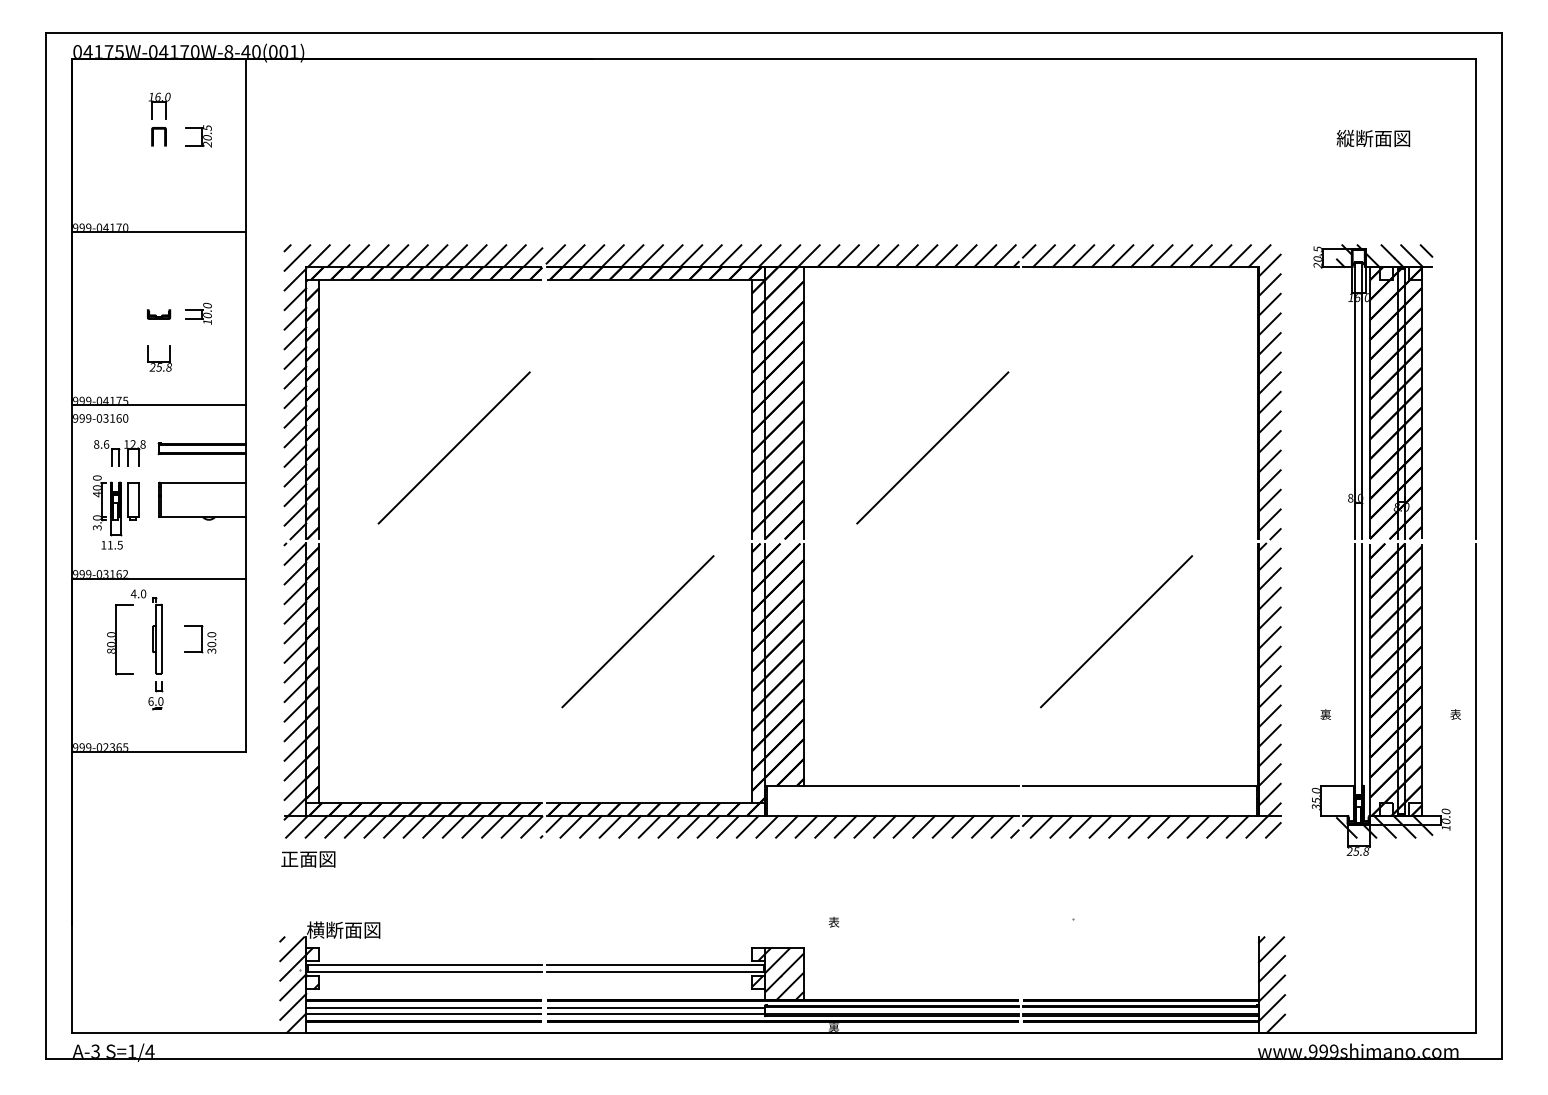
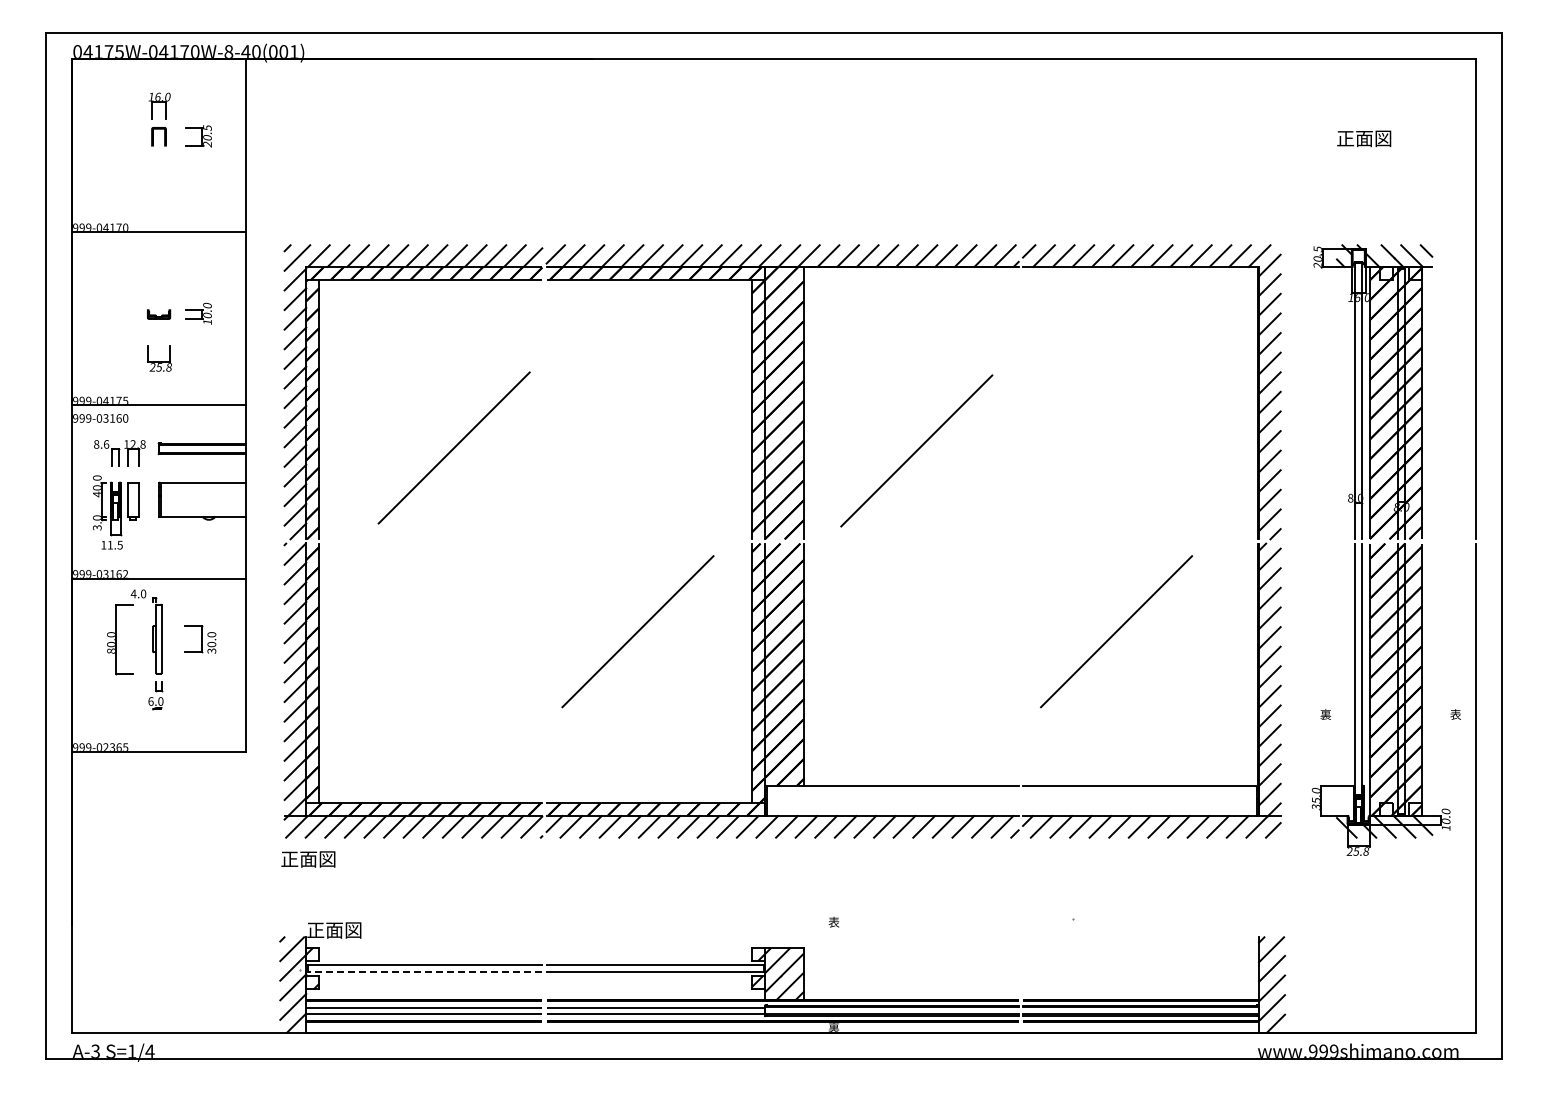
text: 縦断面図 -> 正面図 (1373, 138)
line position: (932, 447) -> (916, 450) (916, 450)
text: 横断面図 -> 正面図 (343, 929)
line: solid -> dashed (424, 971)
